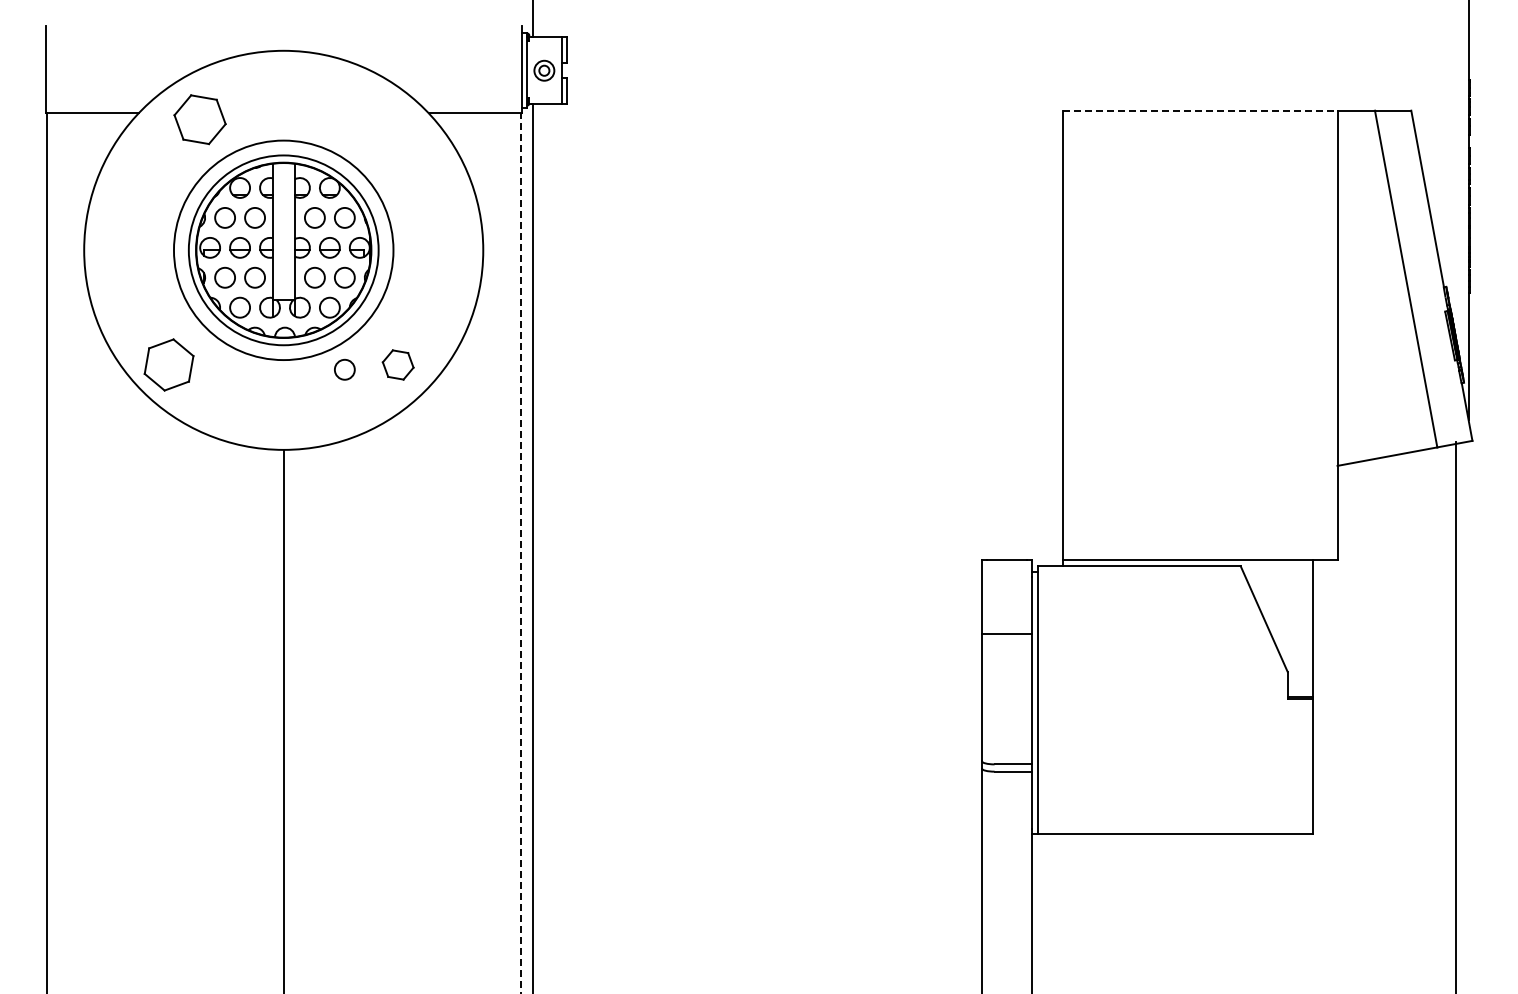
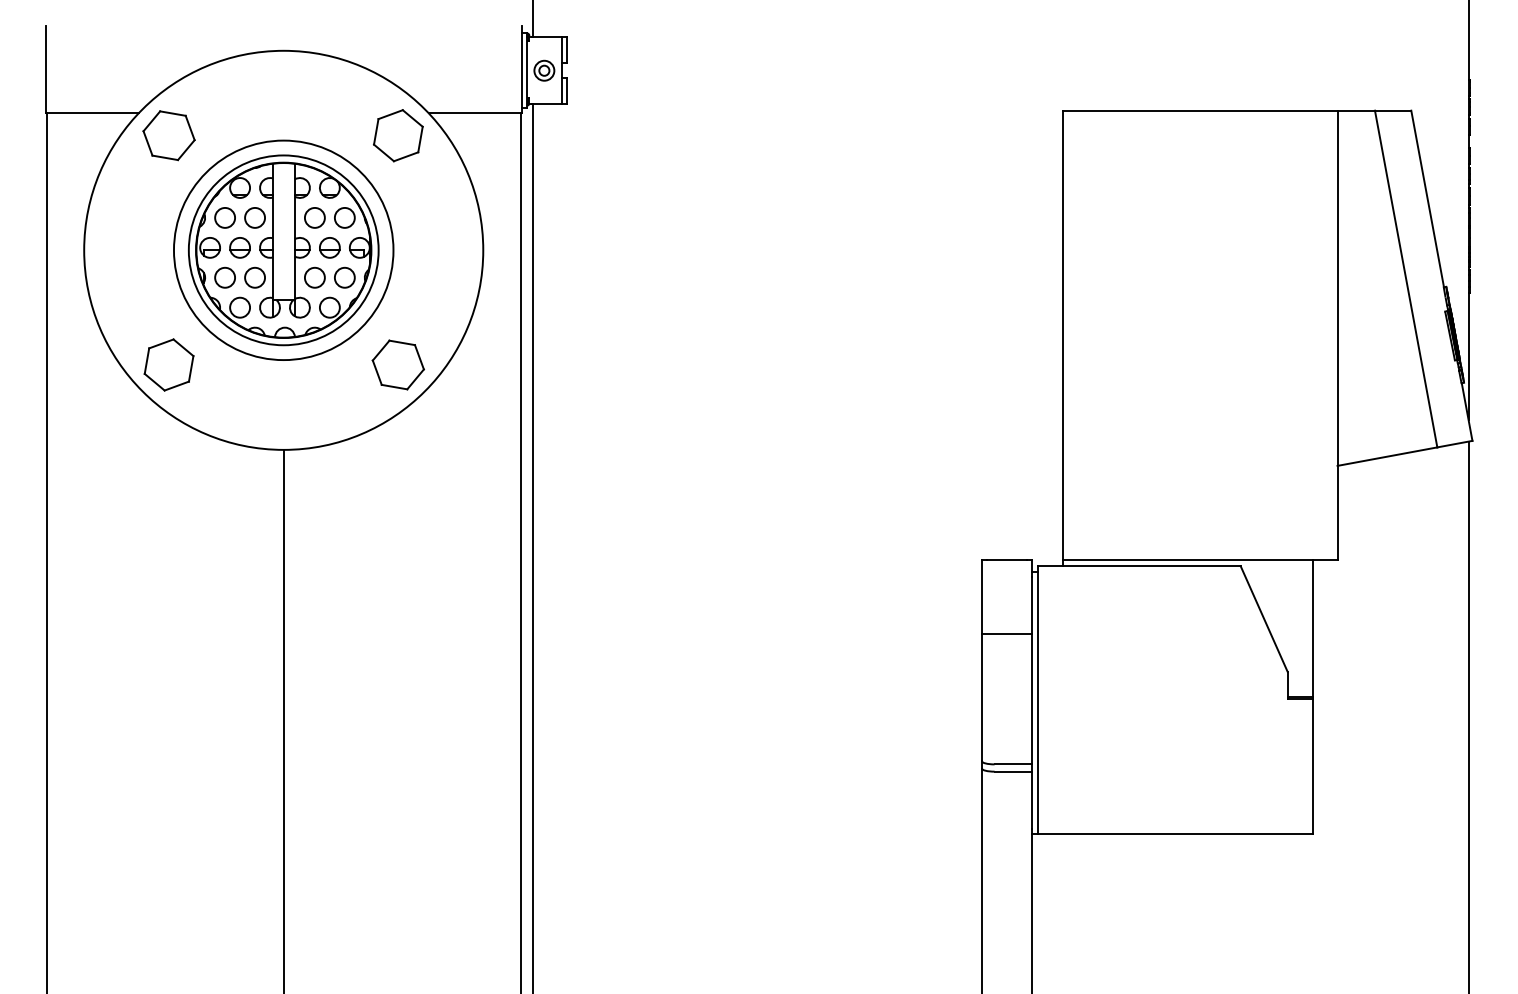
line: dashed -> solid (1200, 110)
part position: (199, 119) -> (168, 135) (168, 135)
part: none -> present (398, 135)
part size: 34x32 px -> 54x52 px (397, 364)
circle: present -> none (344, 369)
line: dashed -> solid (520, 553)
line position: (1455, 715) -> (1468, 715) (1468, 715)
